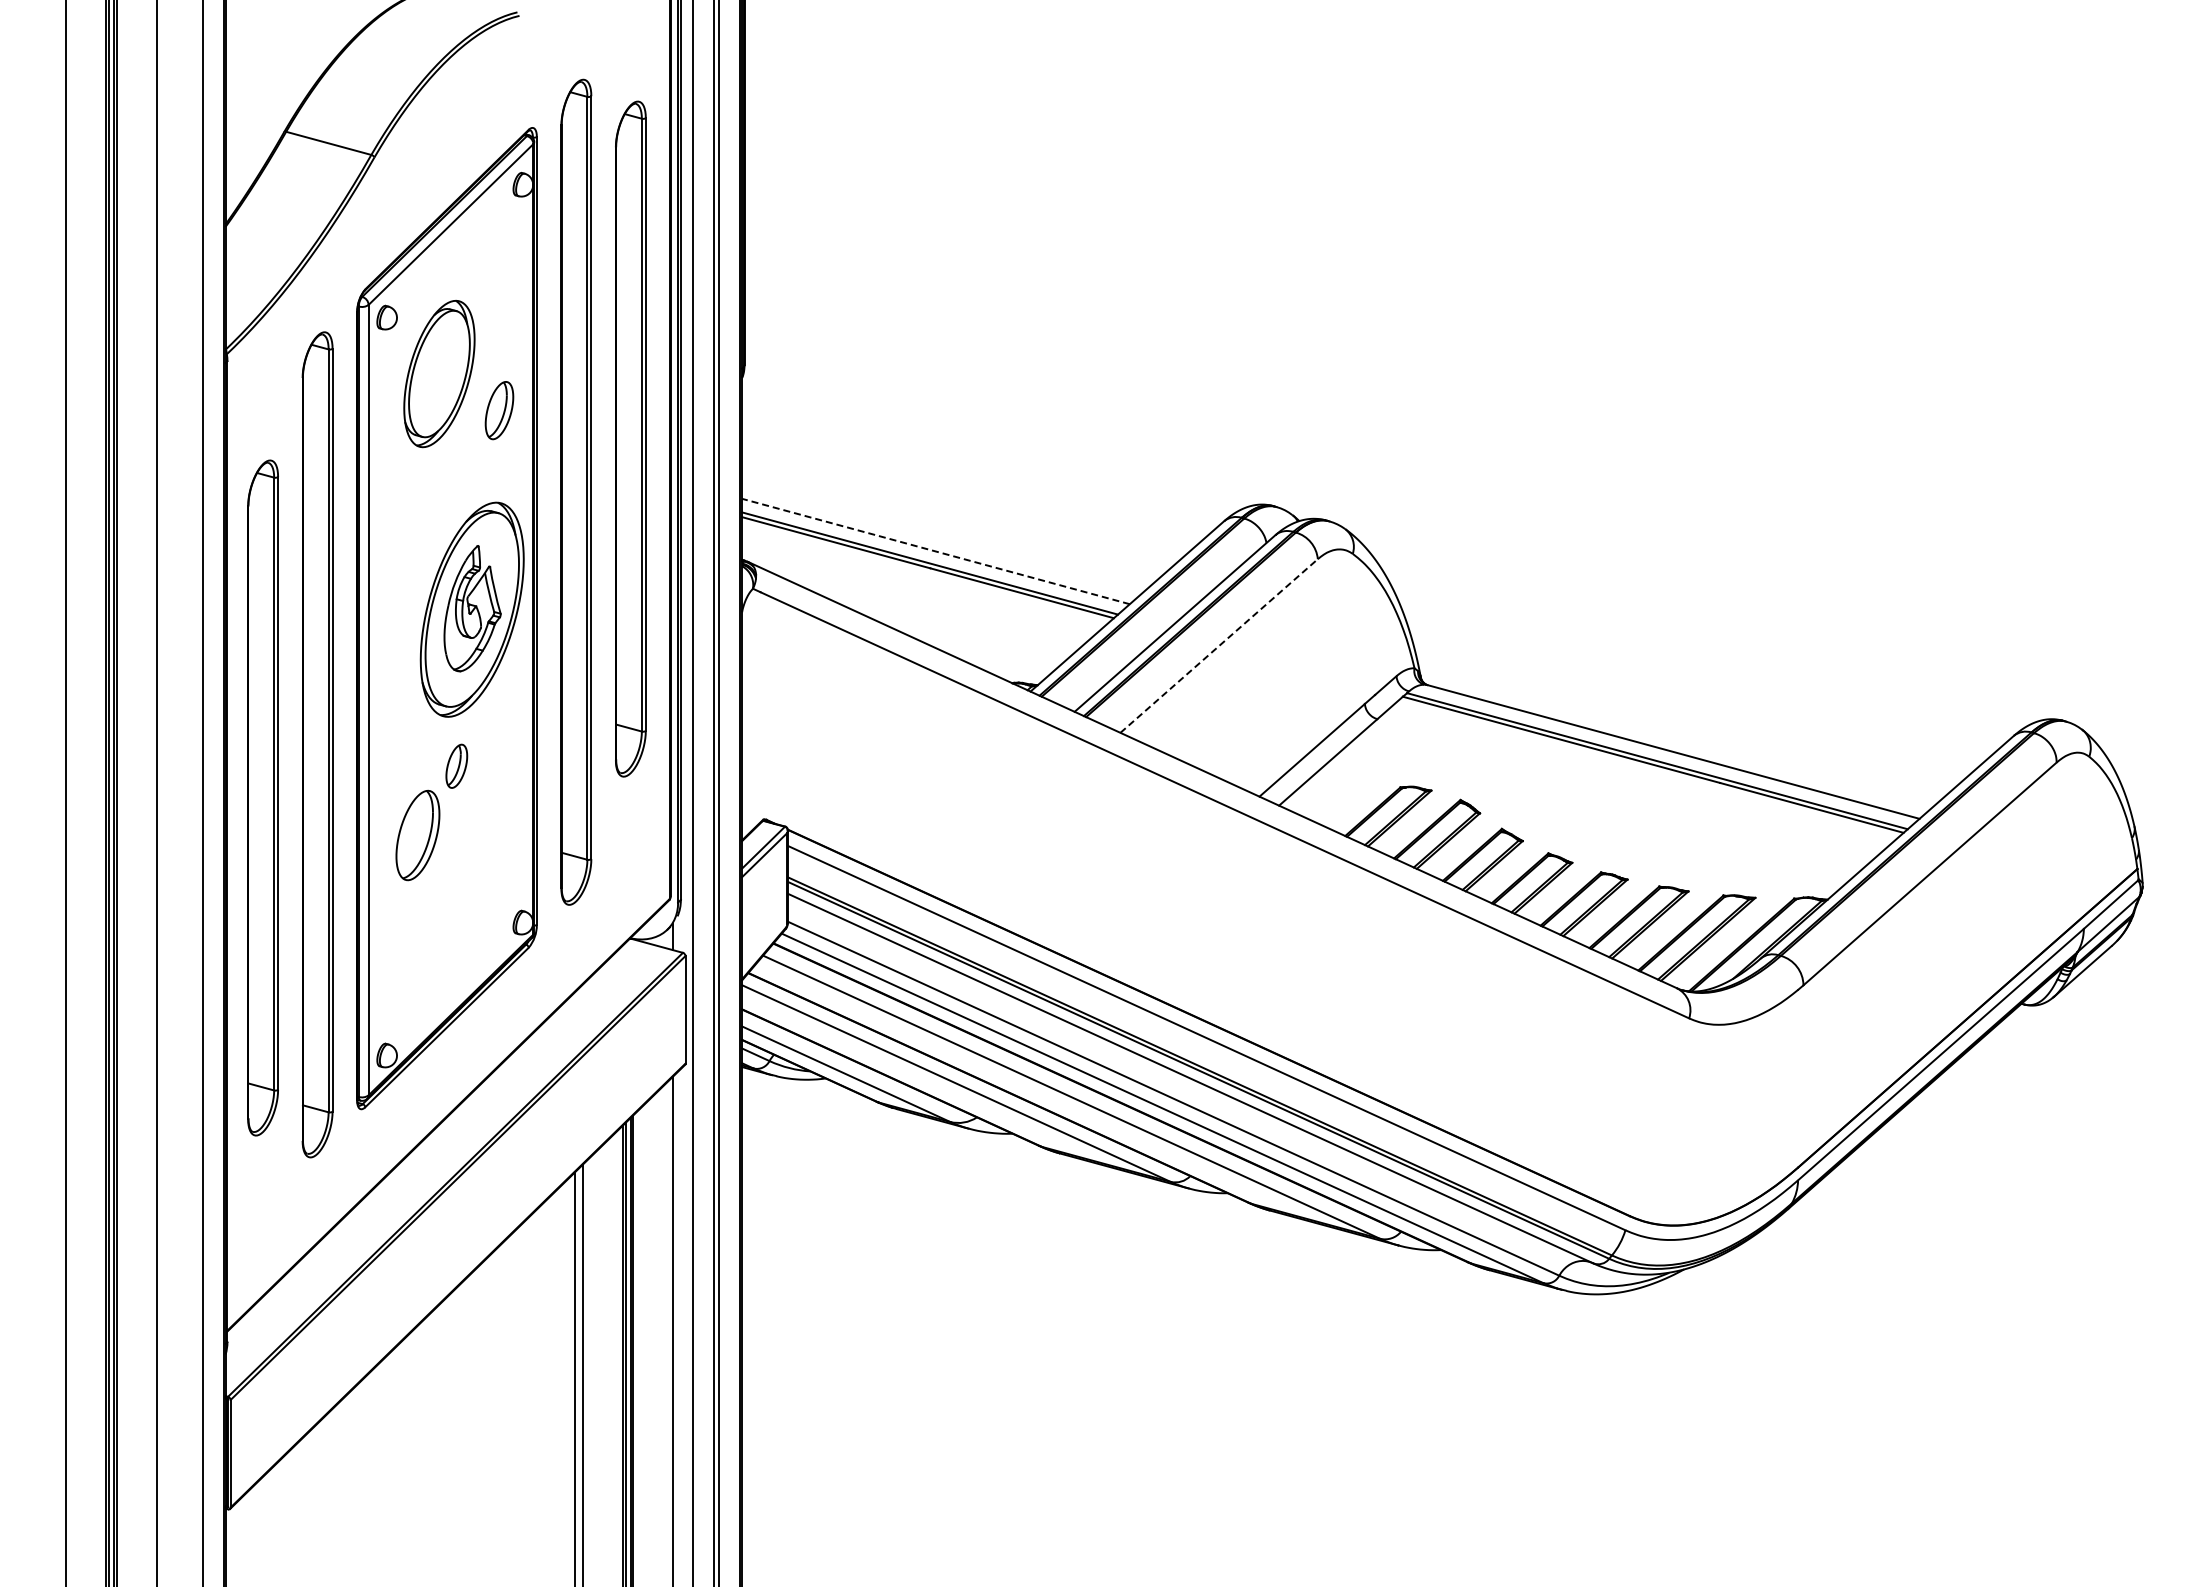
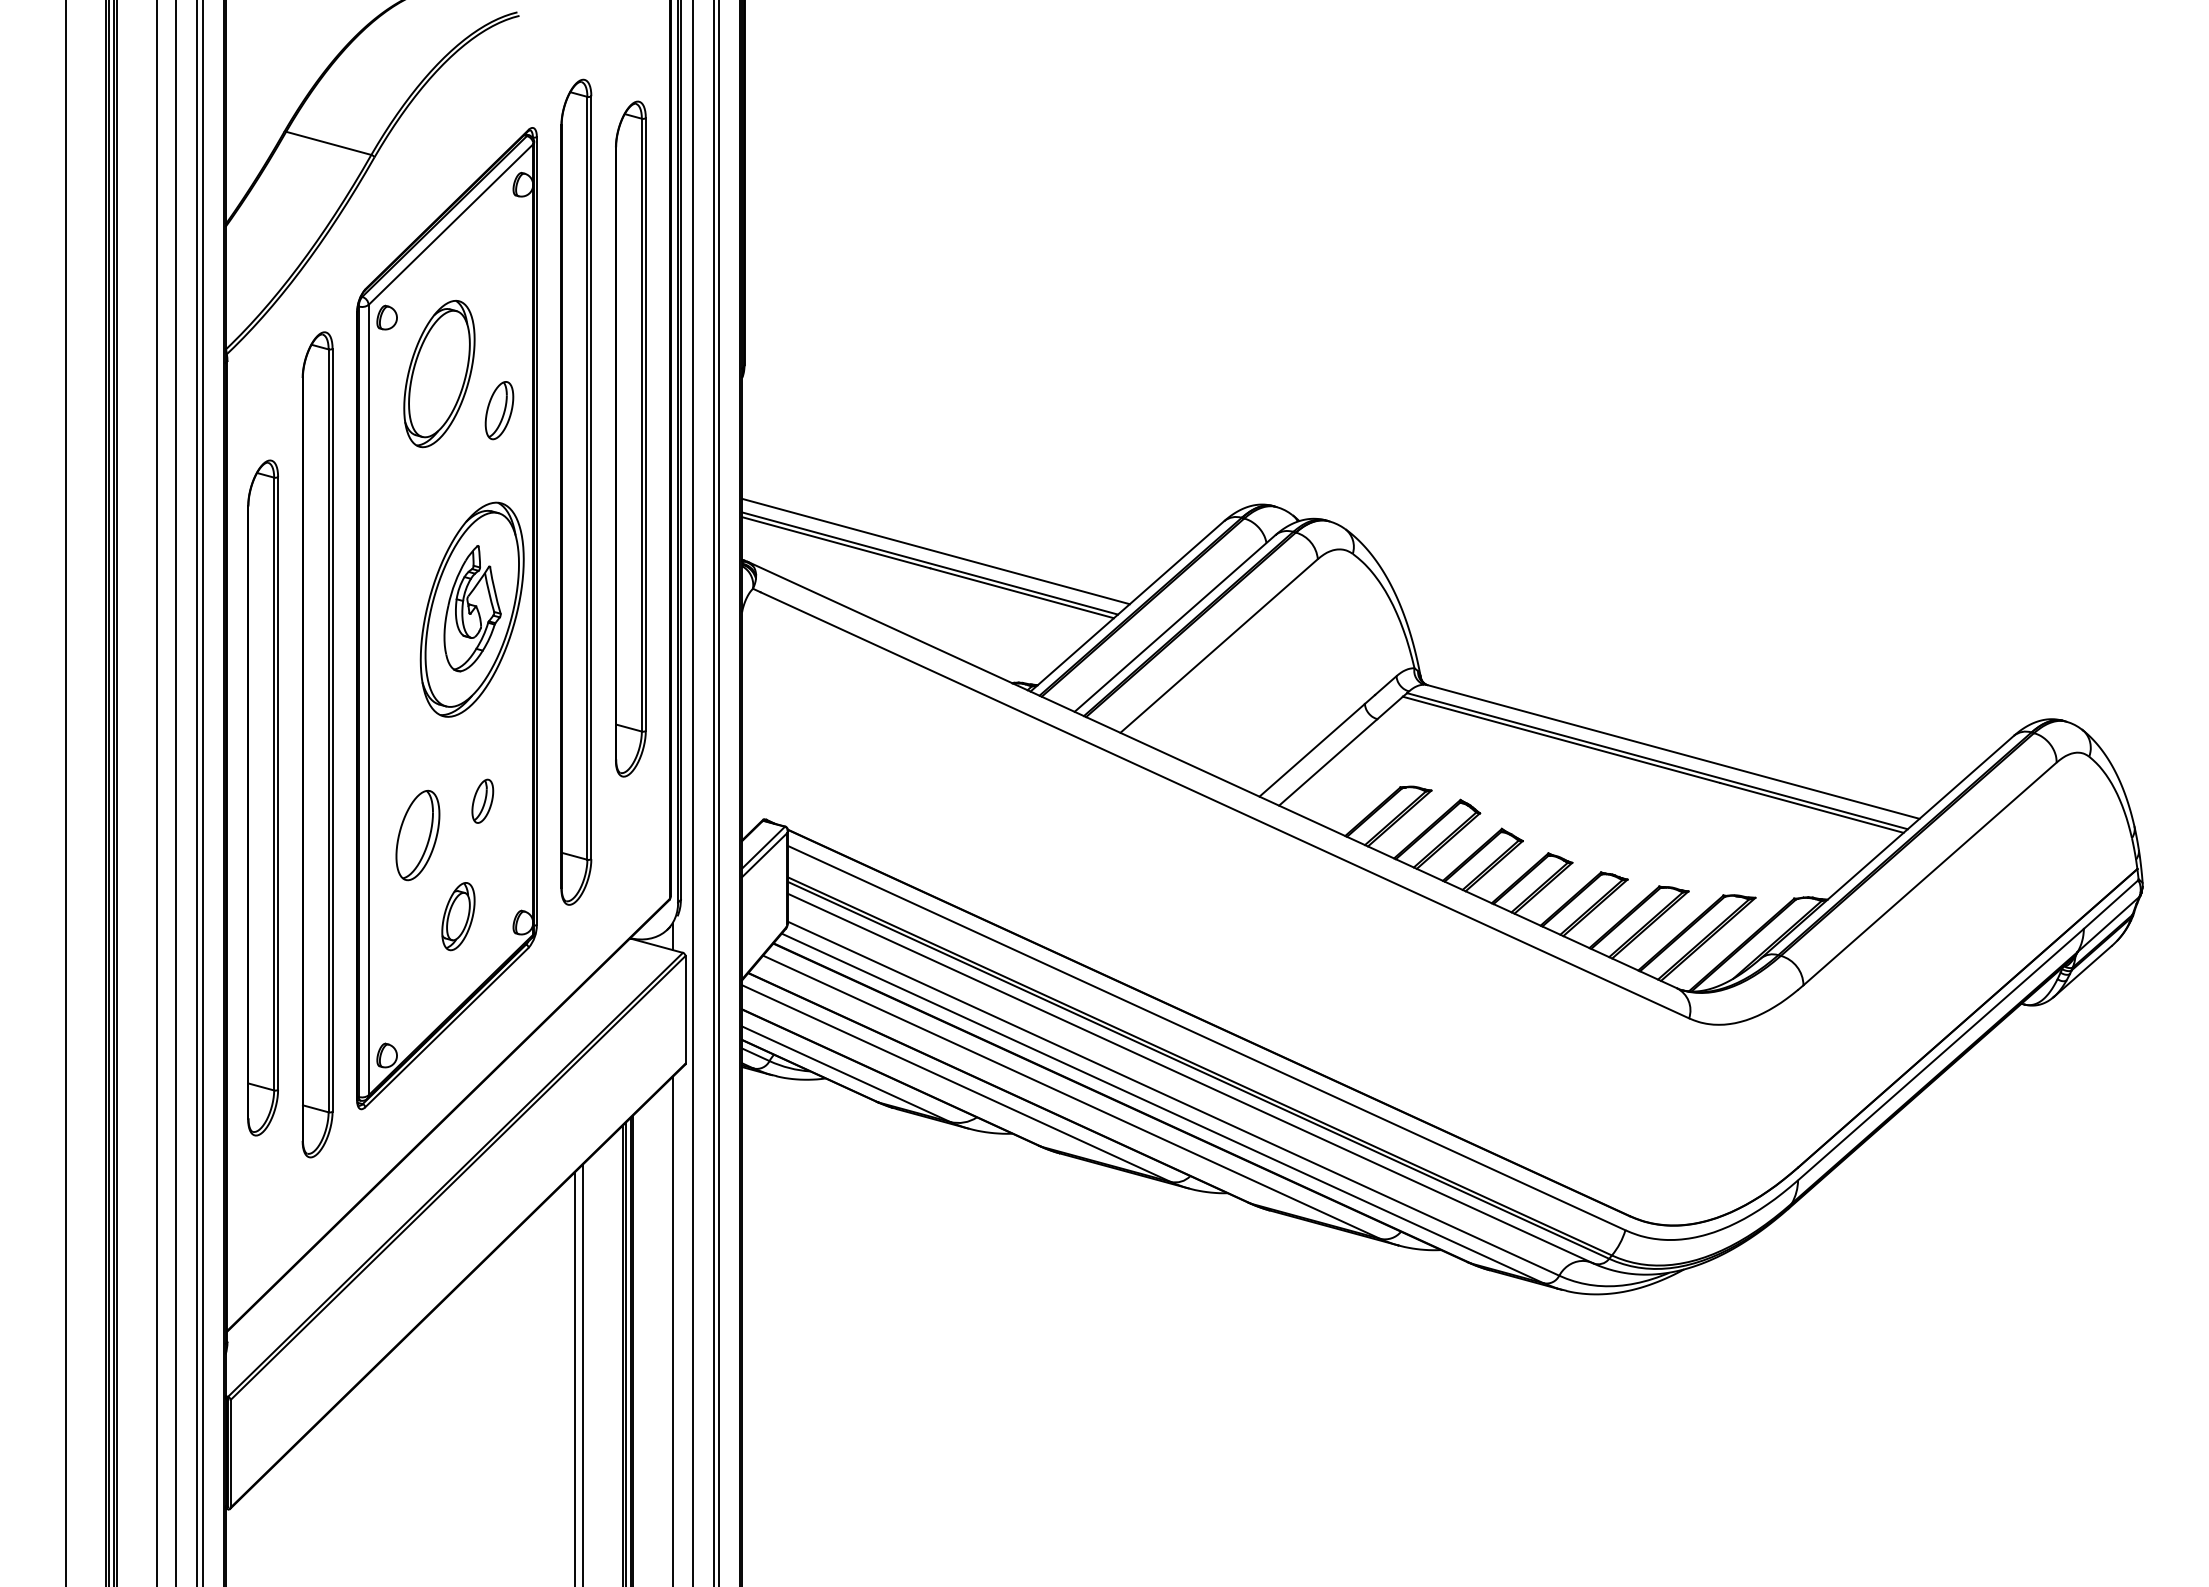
line: dashed -> solid (935, 551)
line: dashed -> solid (1219, 645)
part position: (456, 765) -> (482, 800) (482, 800)
line: none -> present (176, 792)
line: none -> present (197, 792)
part: none -> present (458, 916)
